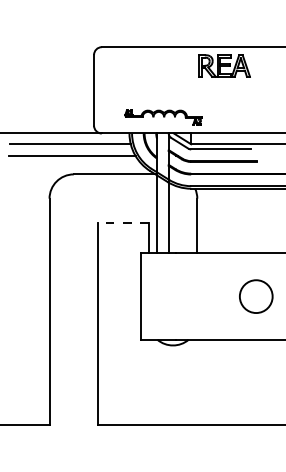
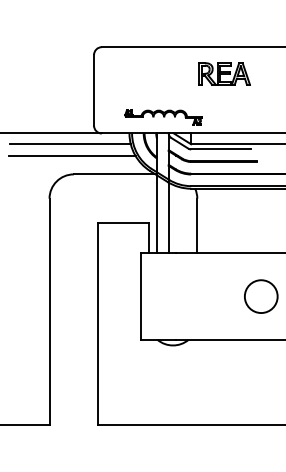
part position: (224, 65) -> (224, 73) (224, 73)
line: dashed -> solid (122, 222)
circle position: (256, 296) -> (261, 296) (261, 296)
